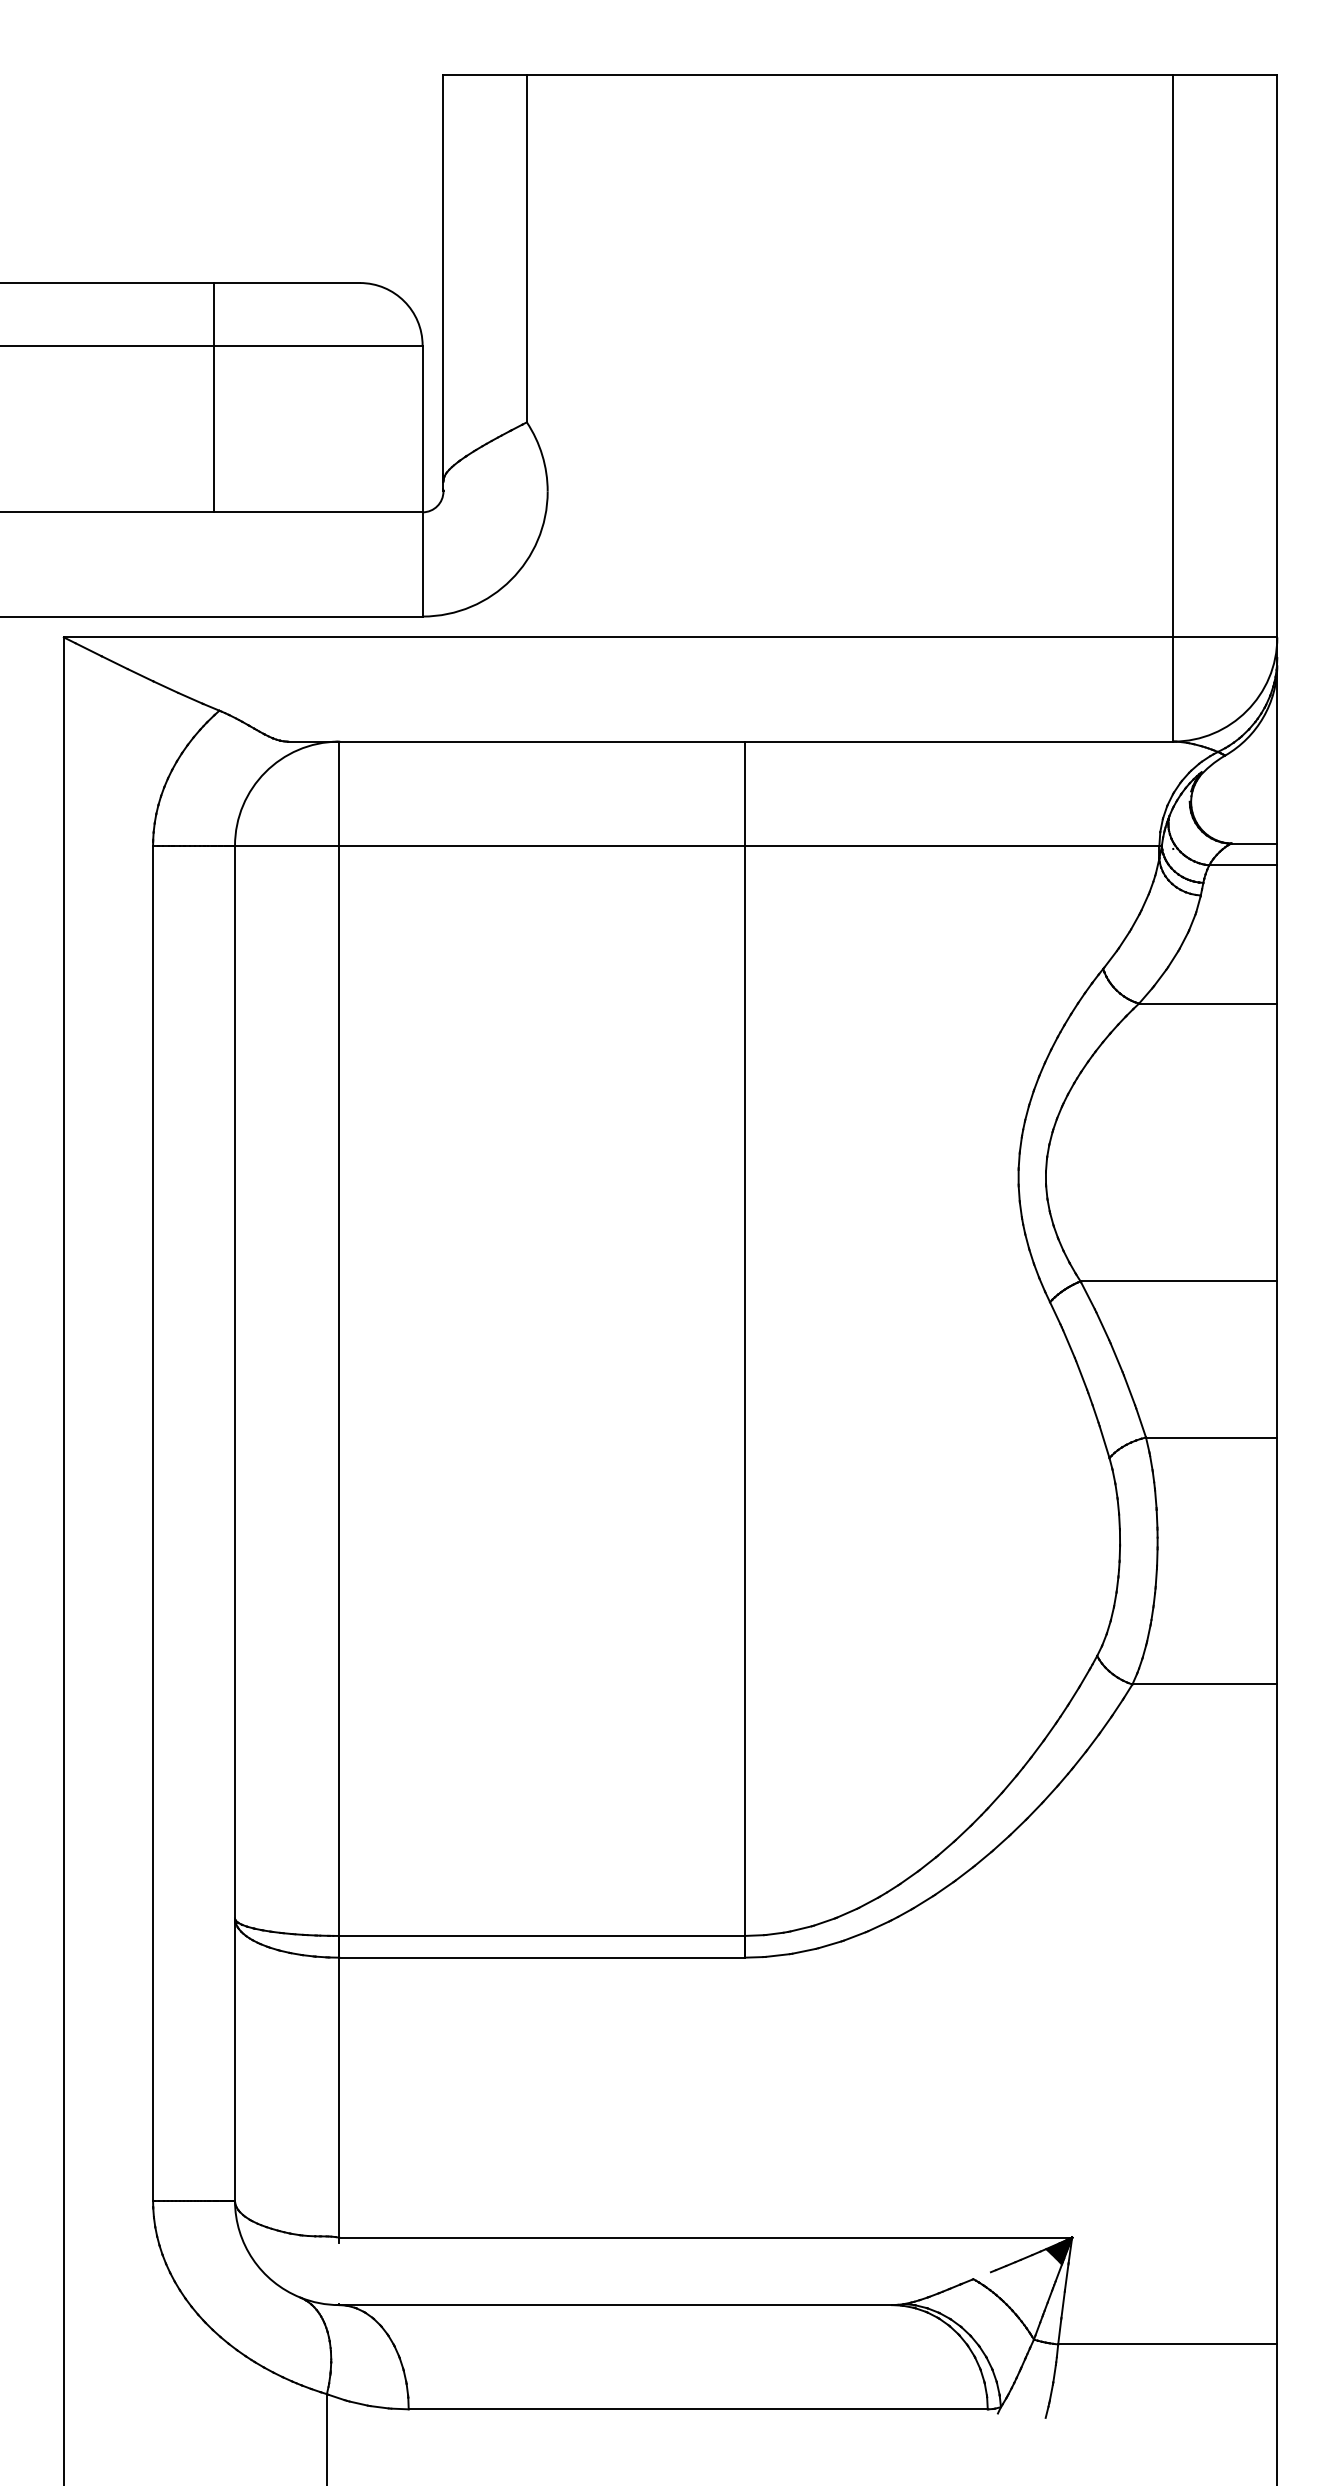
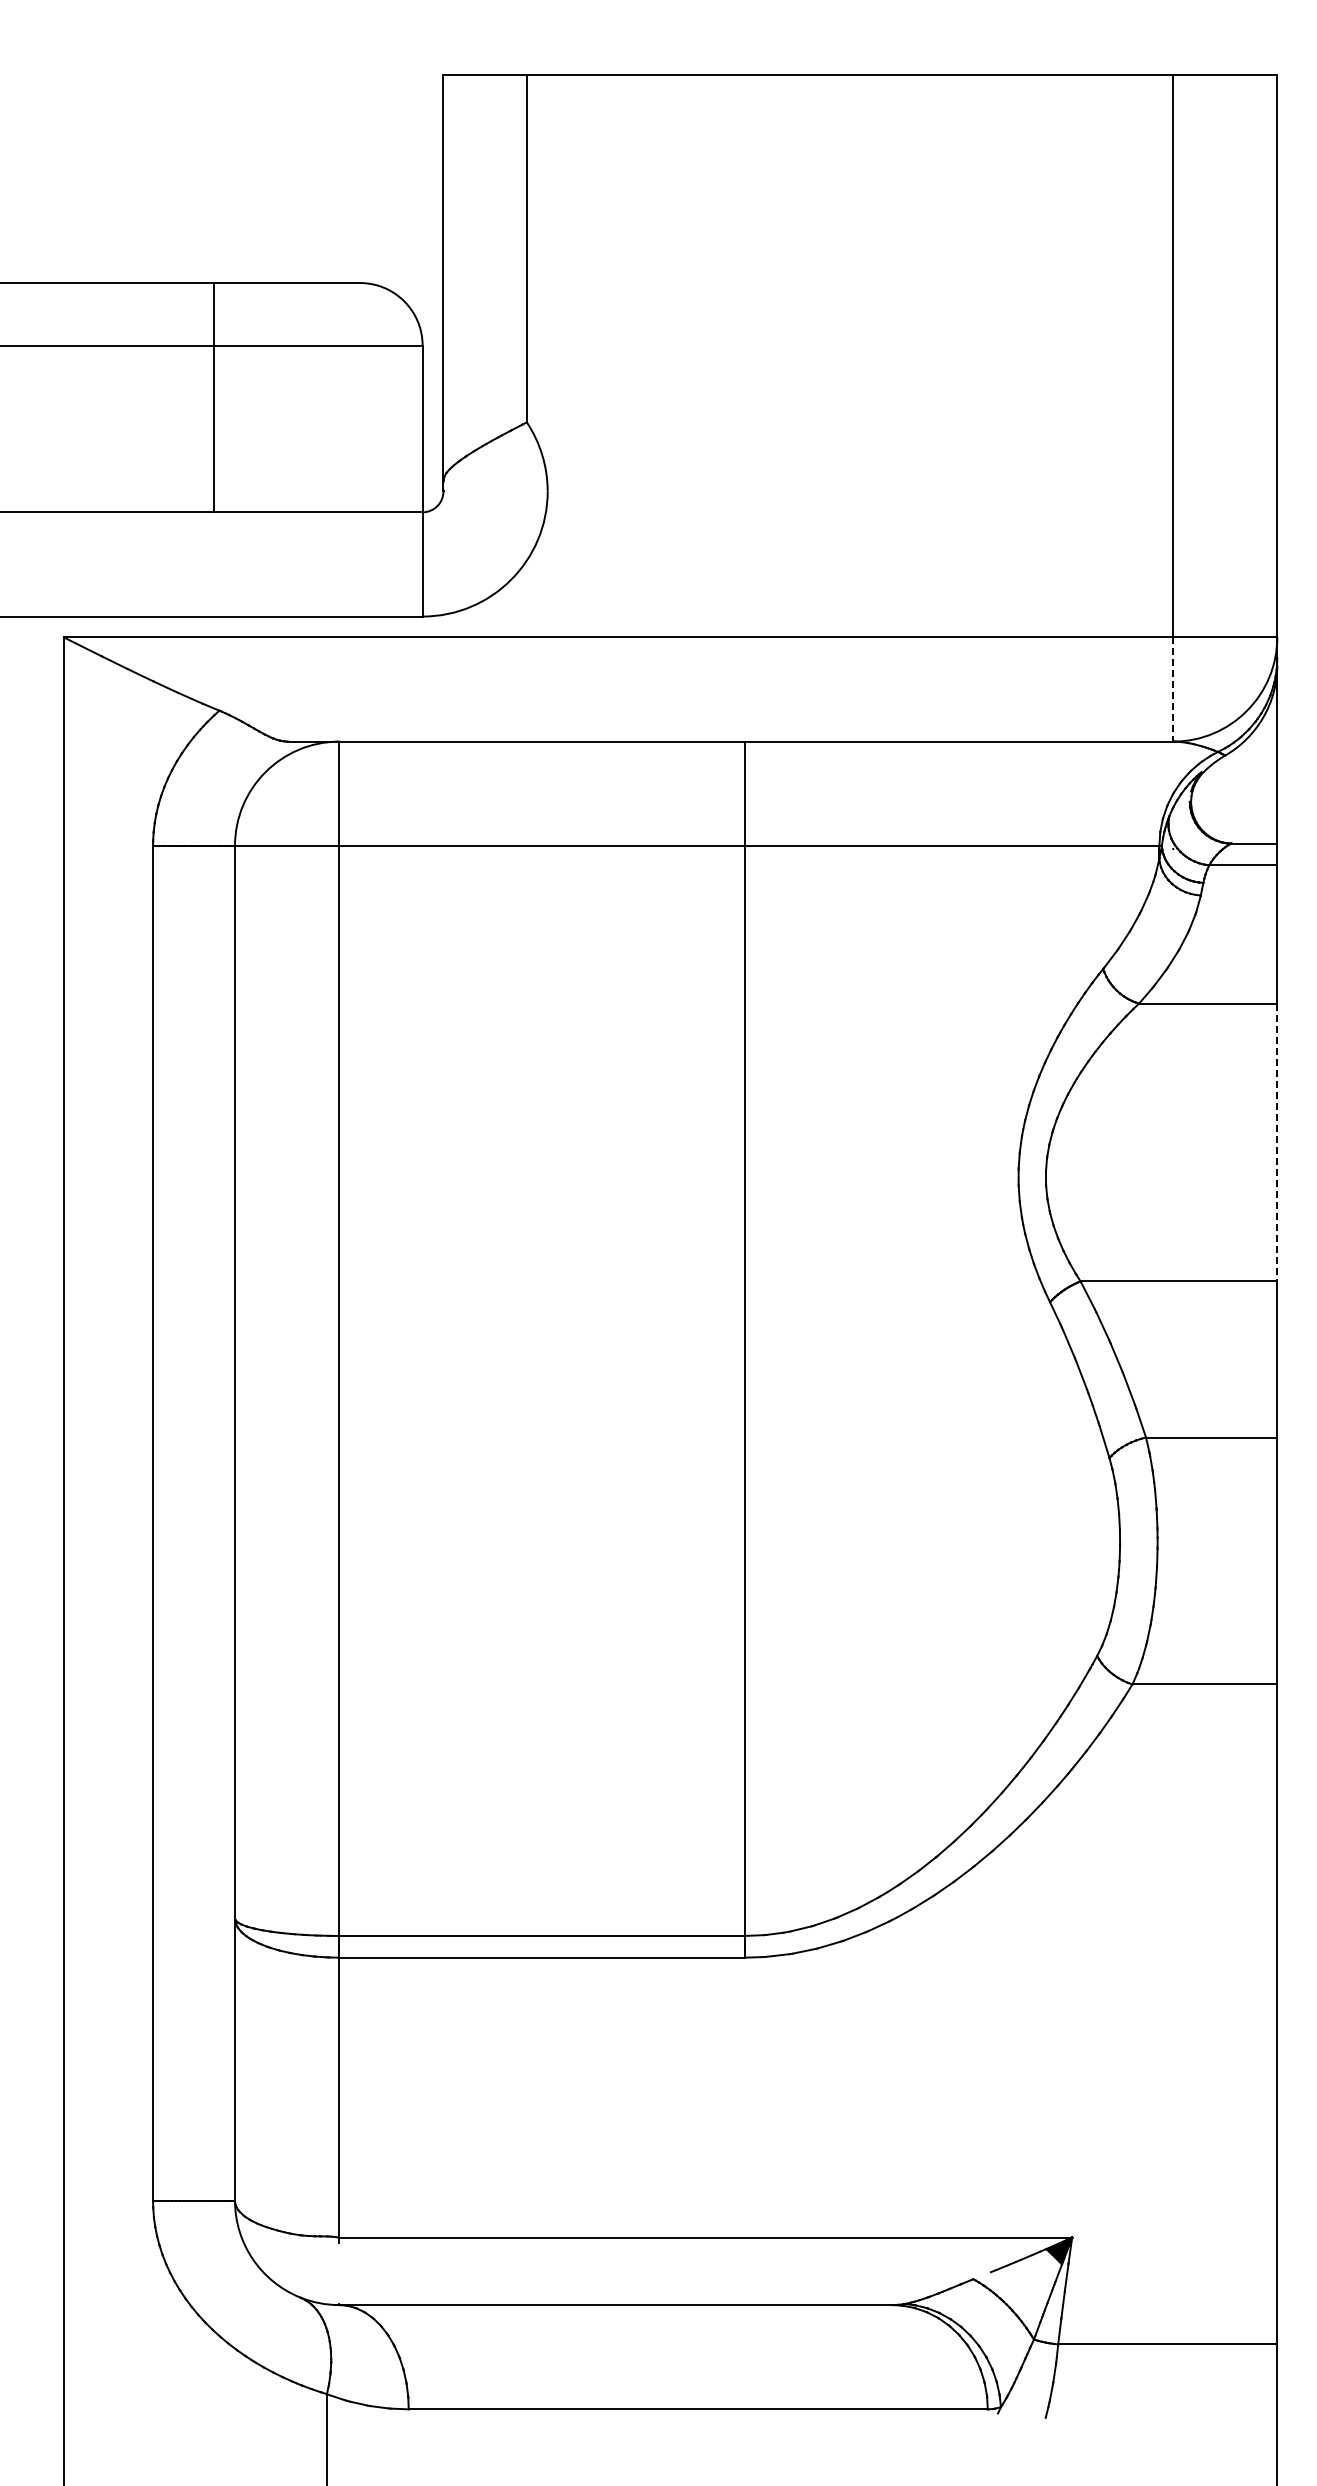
line: solid -> dashed (1173, 689)
line: solid -> dashed (1277, 1142)
